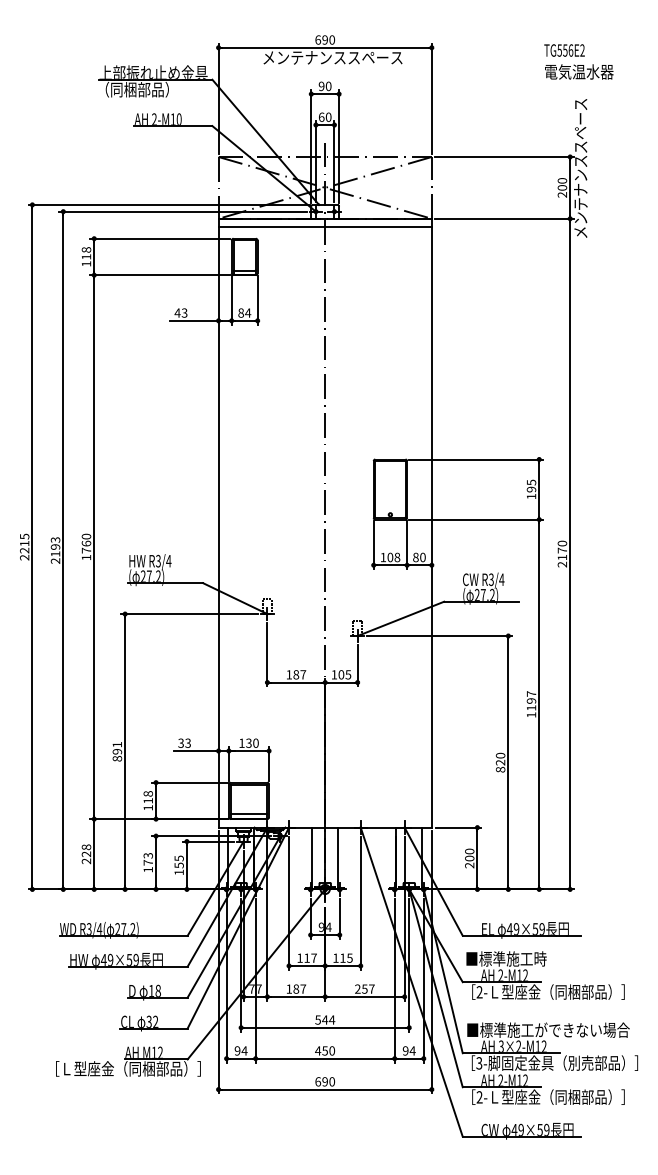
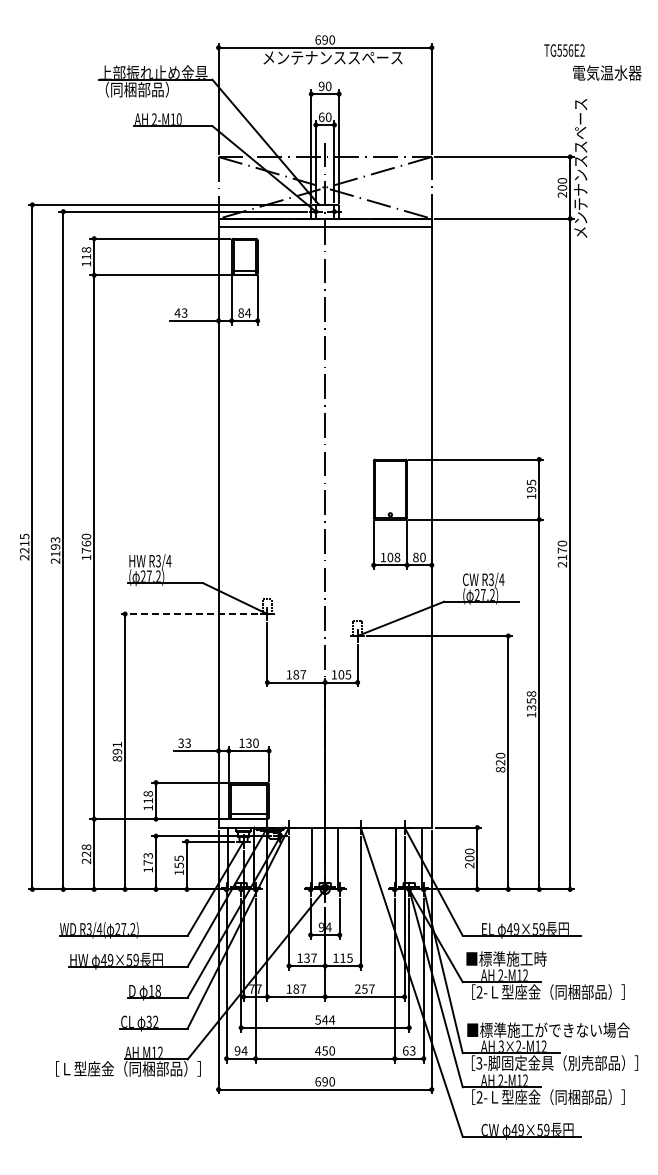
text position: (579, 71) -> (607, 72) (607, 72)
line: solid -> dashed (189, 614)
text: 1197 -> 1358 (531, 700)
text: 117 -> 137 (306, 957)
text: 94 -> 63 (408, 1050)
